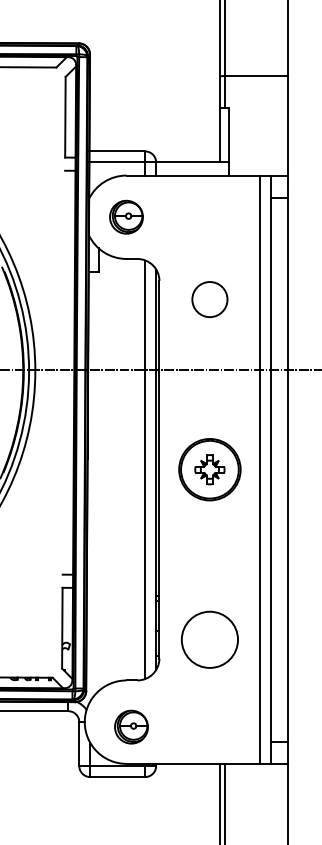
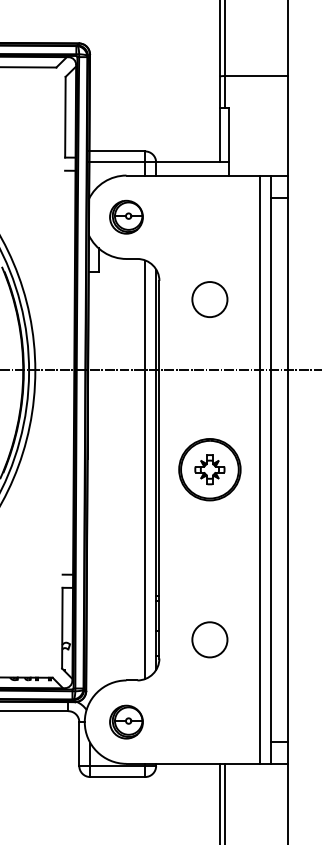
circle diameter: 56 px -> 35 px (209, 639)
part position: (131, 726) -> (126, 721) (126, 721)
